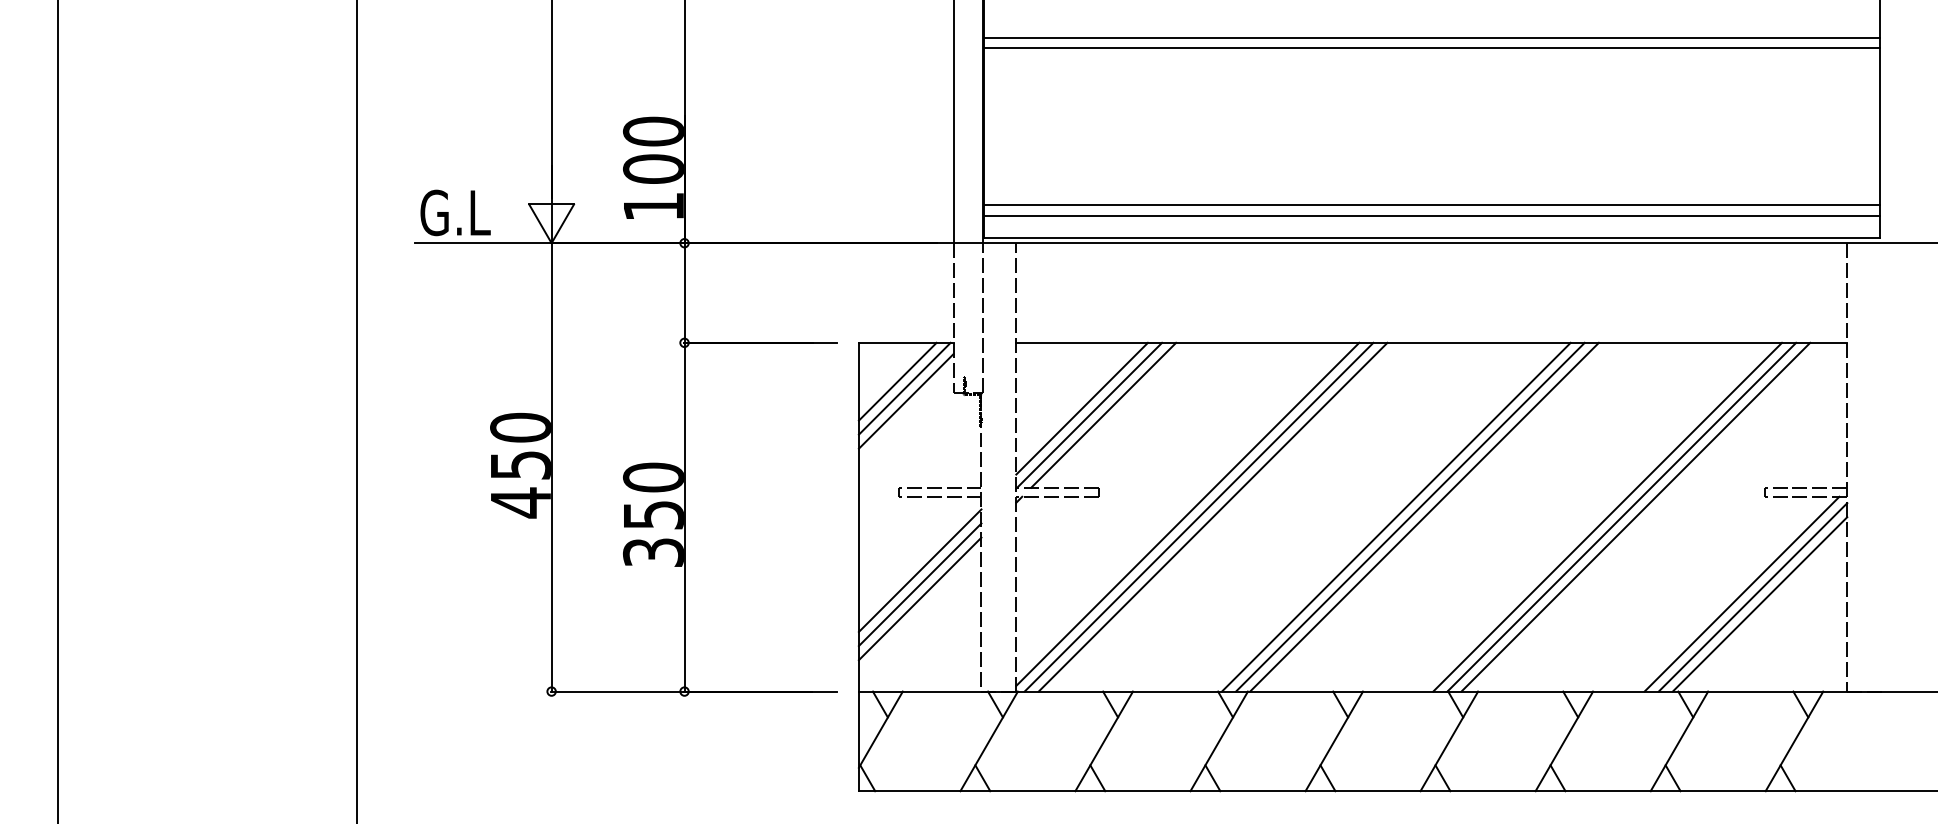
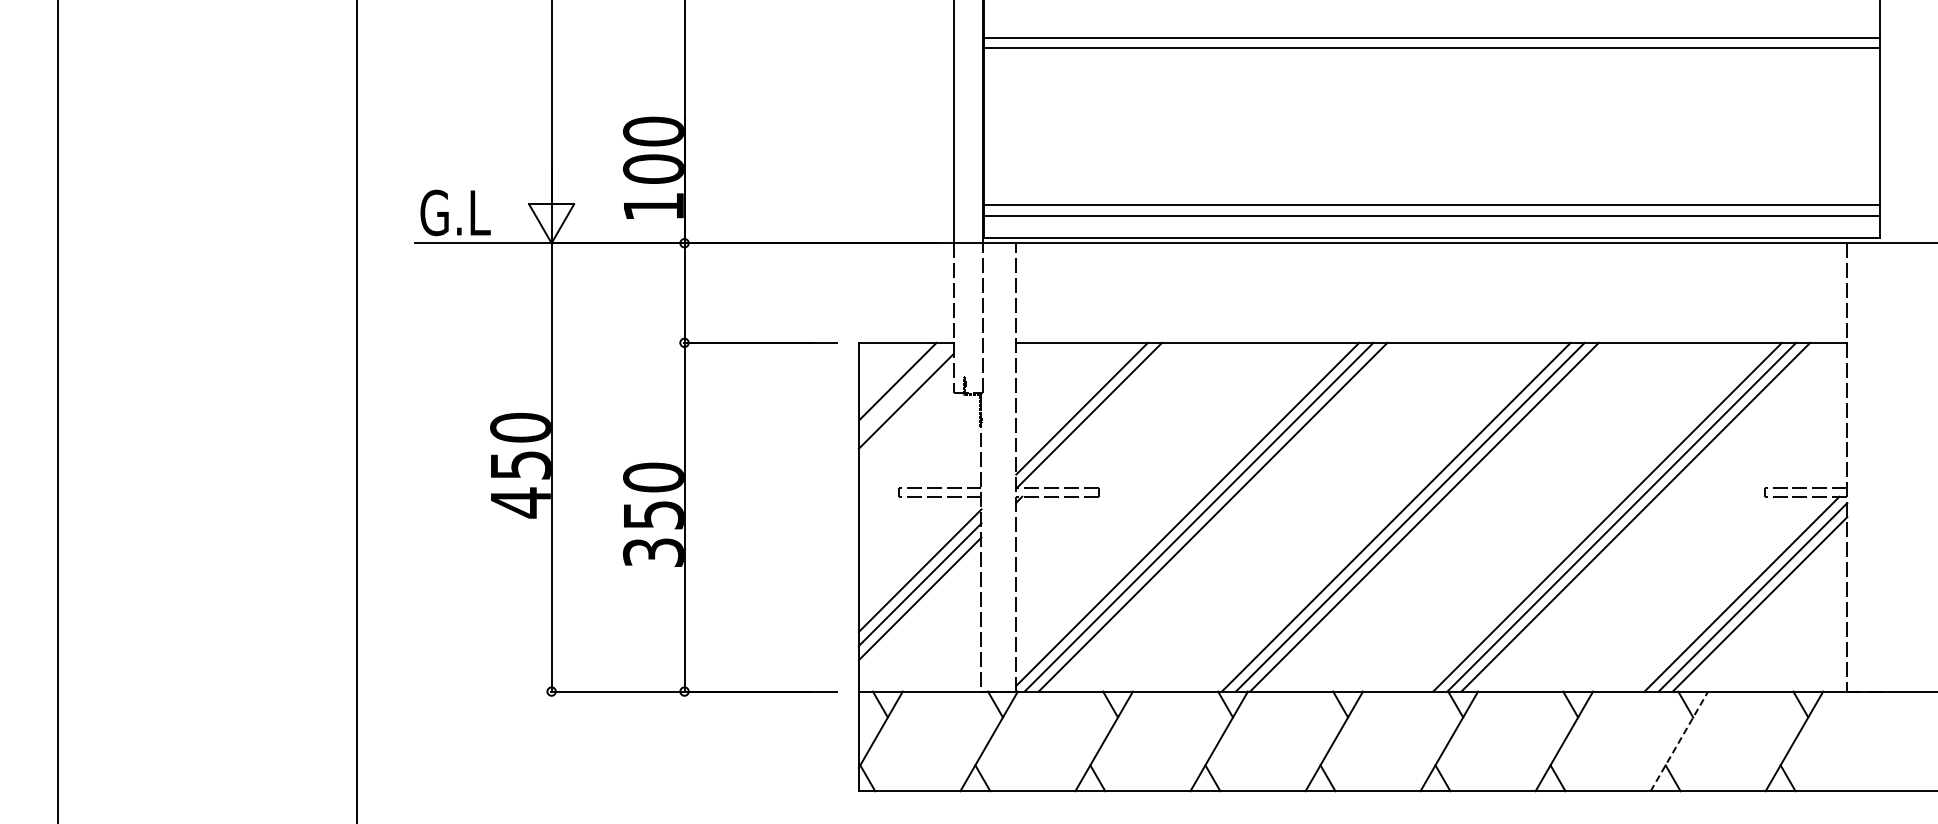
line: present -> none (904, 388)
line: present -> none (1103, 414)
line: solid -> dashed (1679, 741)
